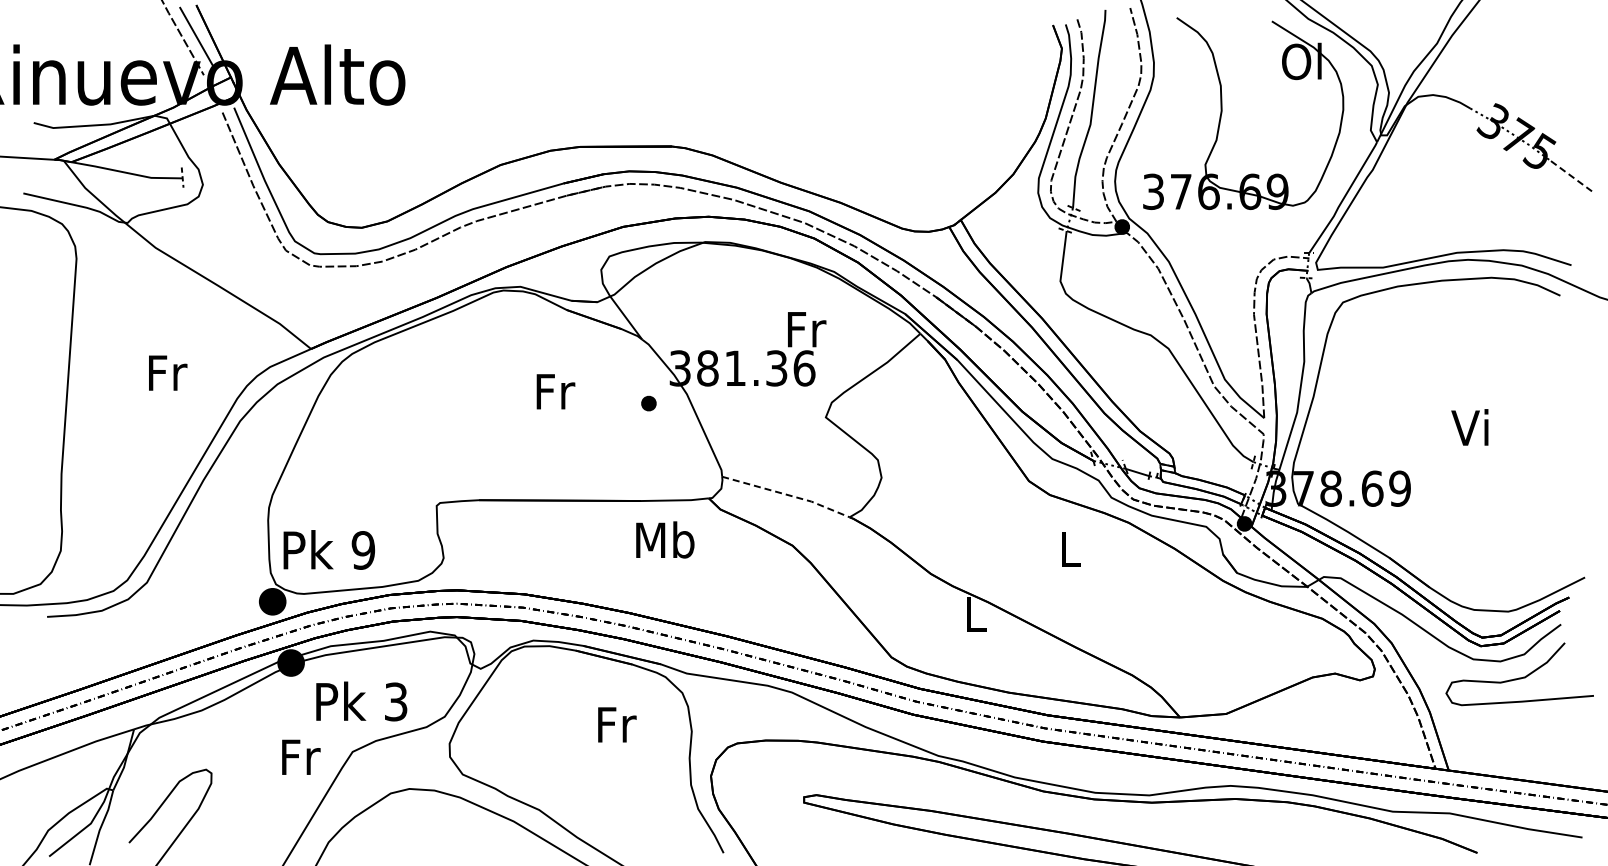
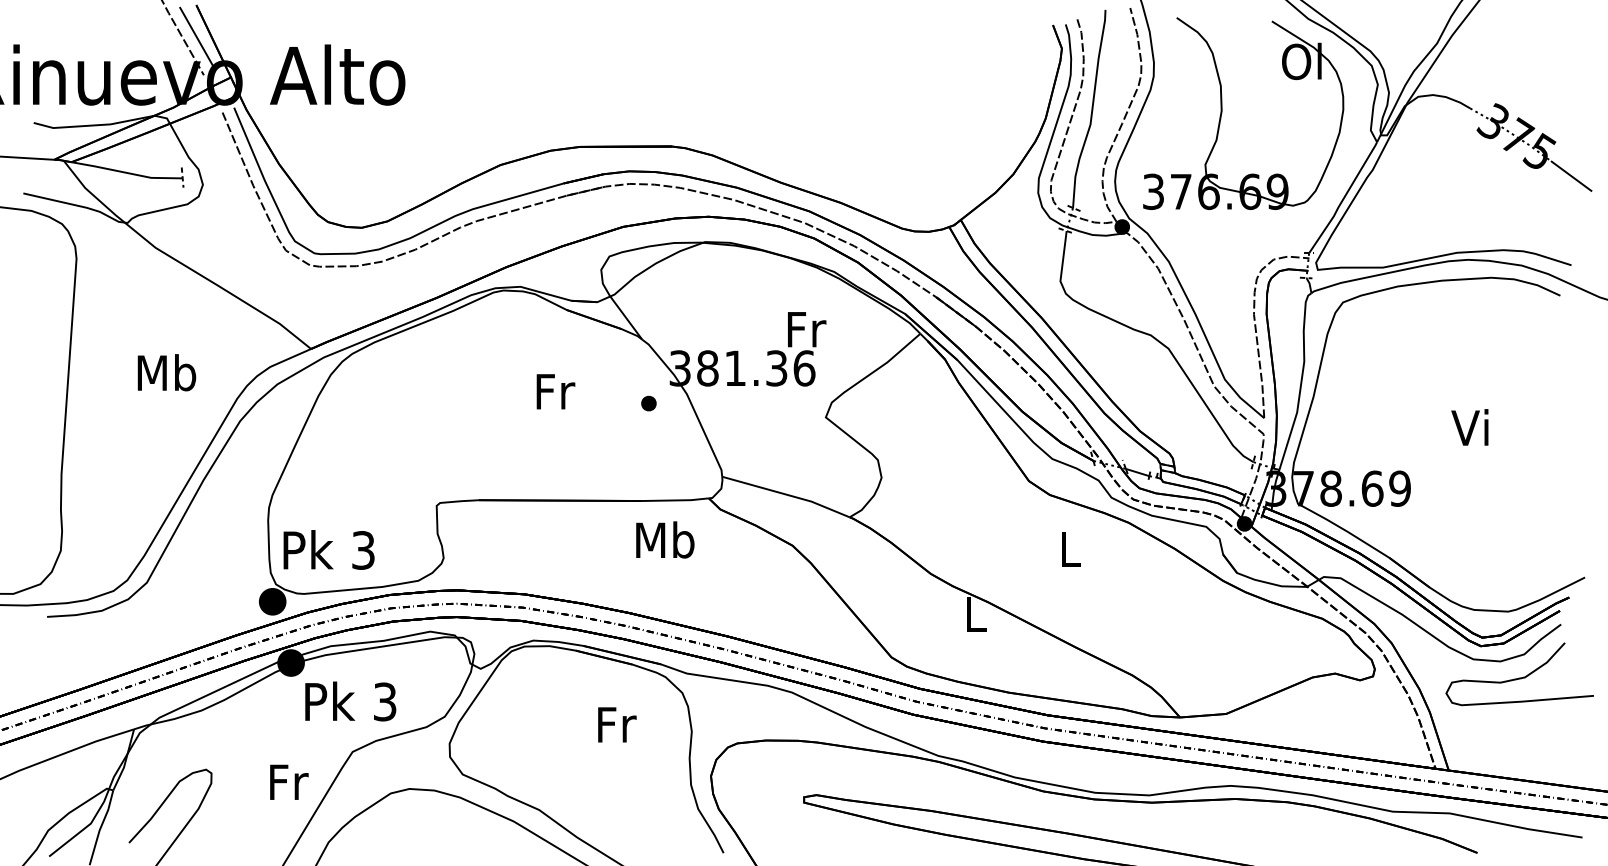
line: dashed -> solid (1571, 176)
text: Fr -> Mb (166, 372)
line: dashed -> solid (787, 494)
text: 9 -> 3 (363, 550)
text position: (361, 701) -> (350, 701) (350, 701)
text position: (301, 756) -> (289, 781) (289, 781)
